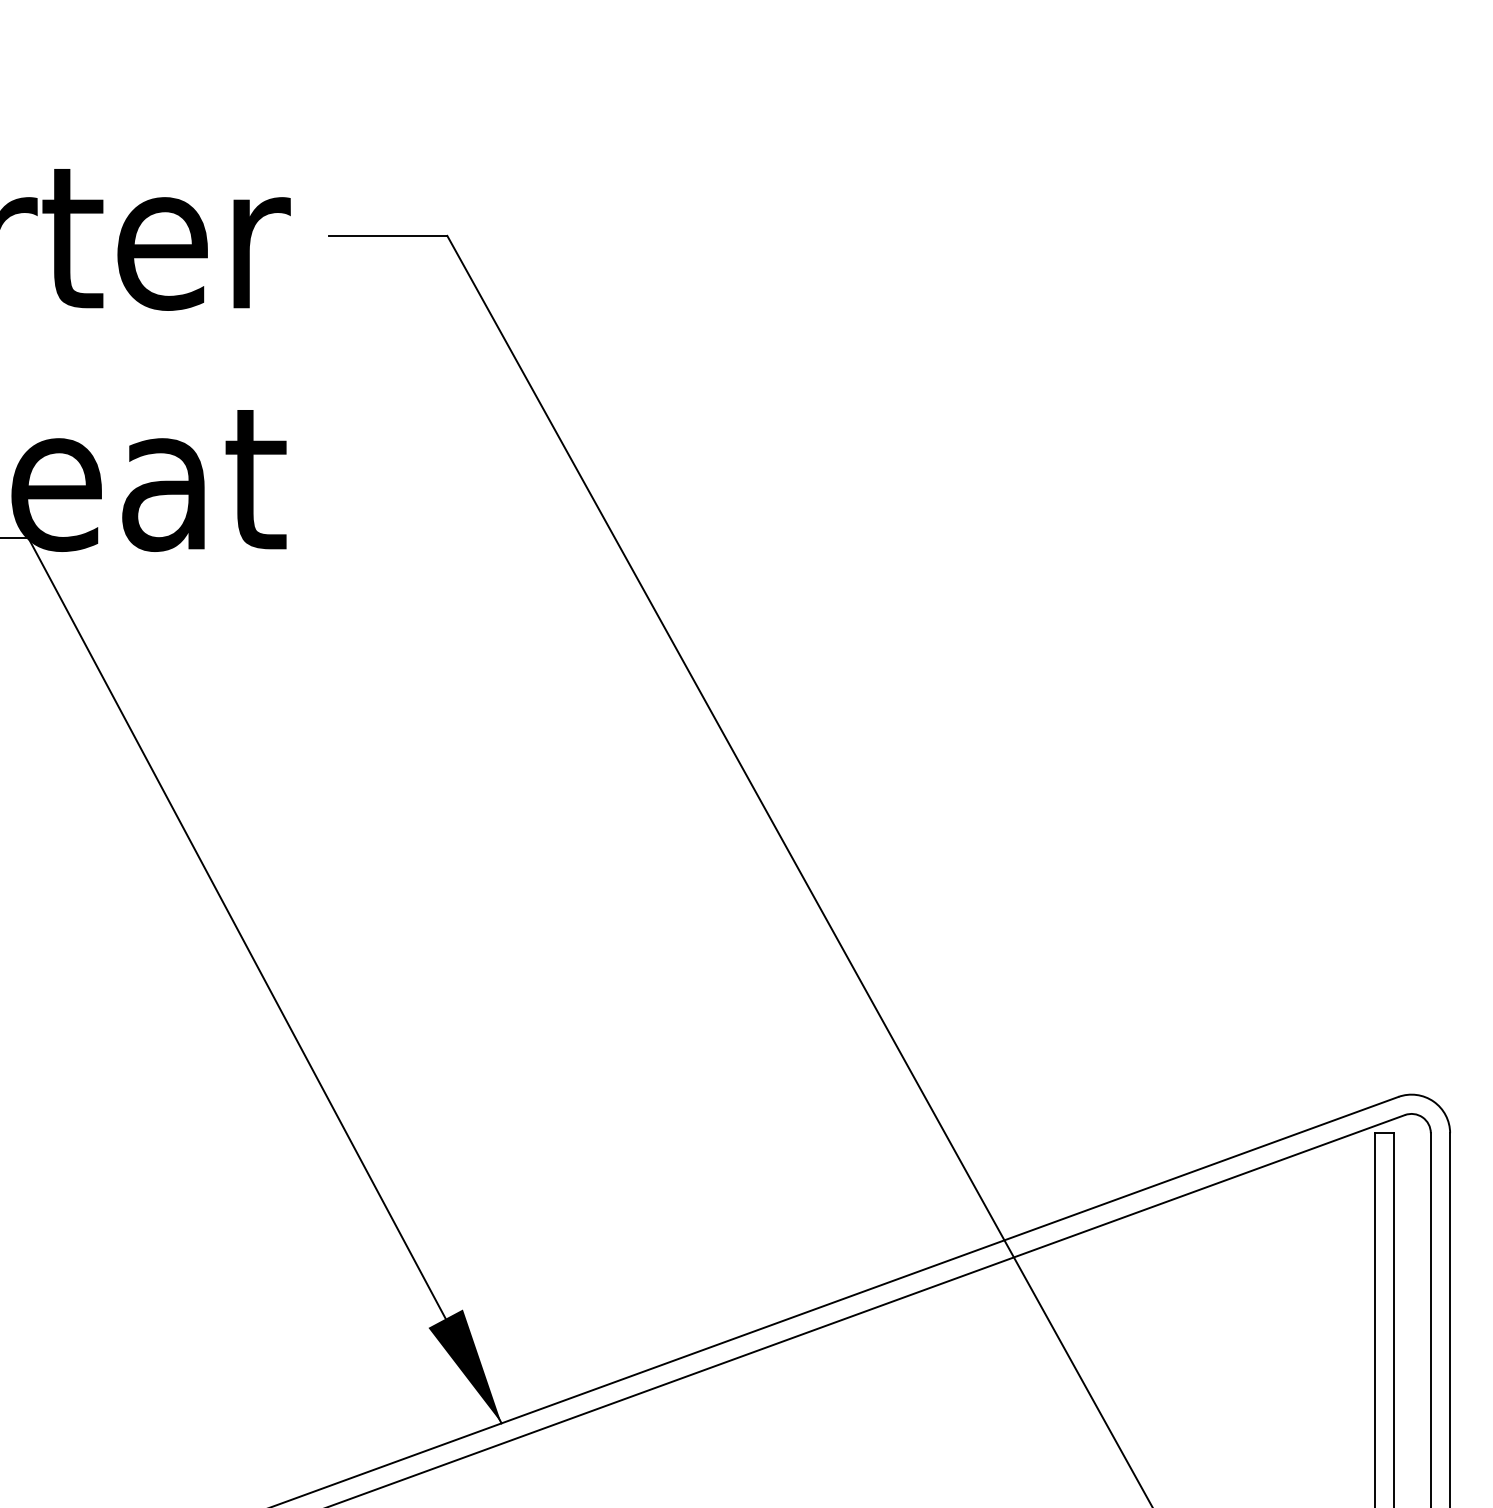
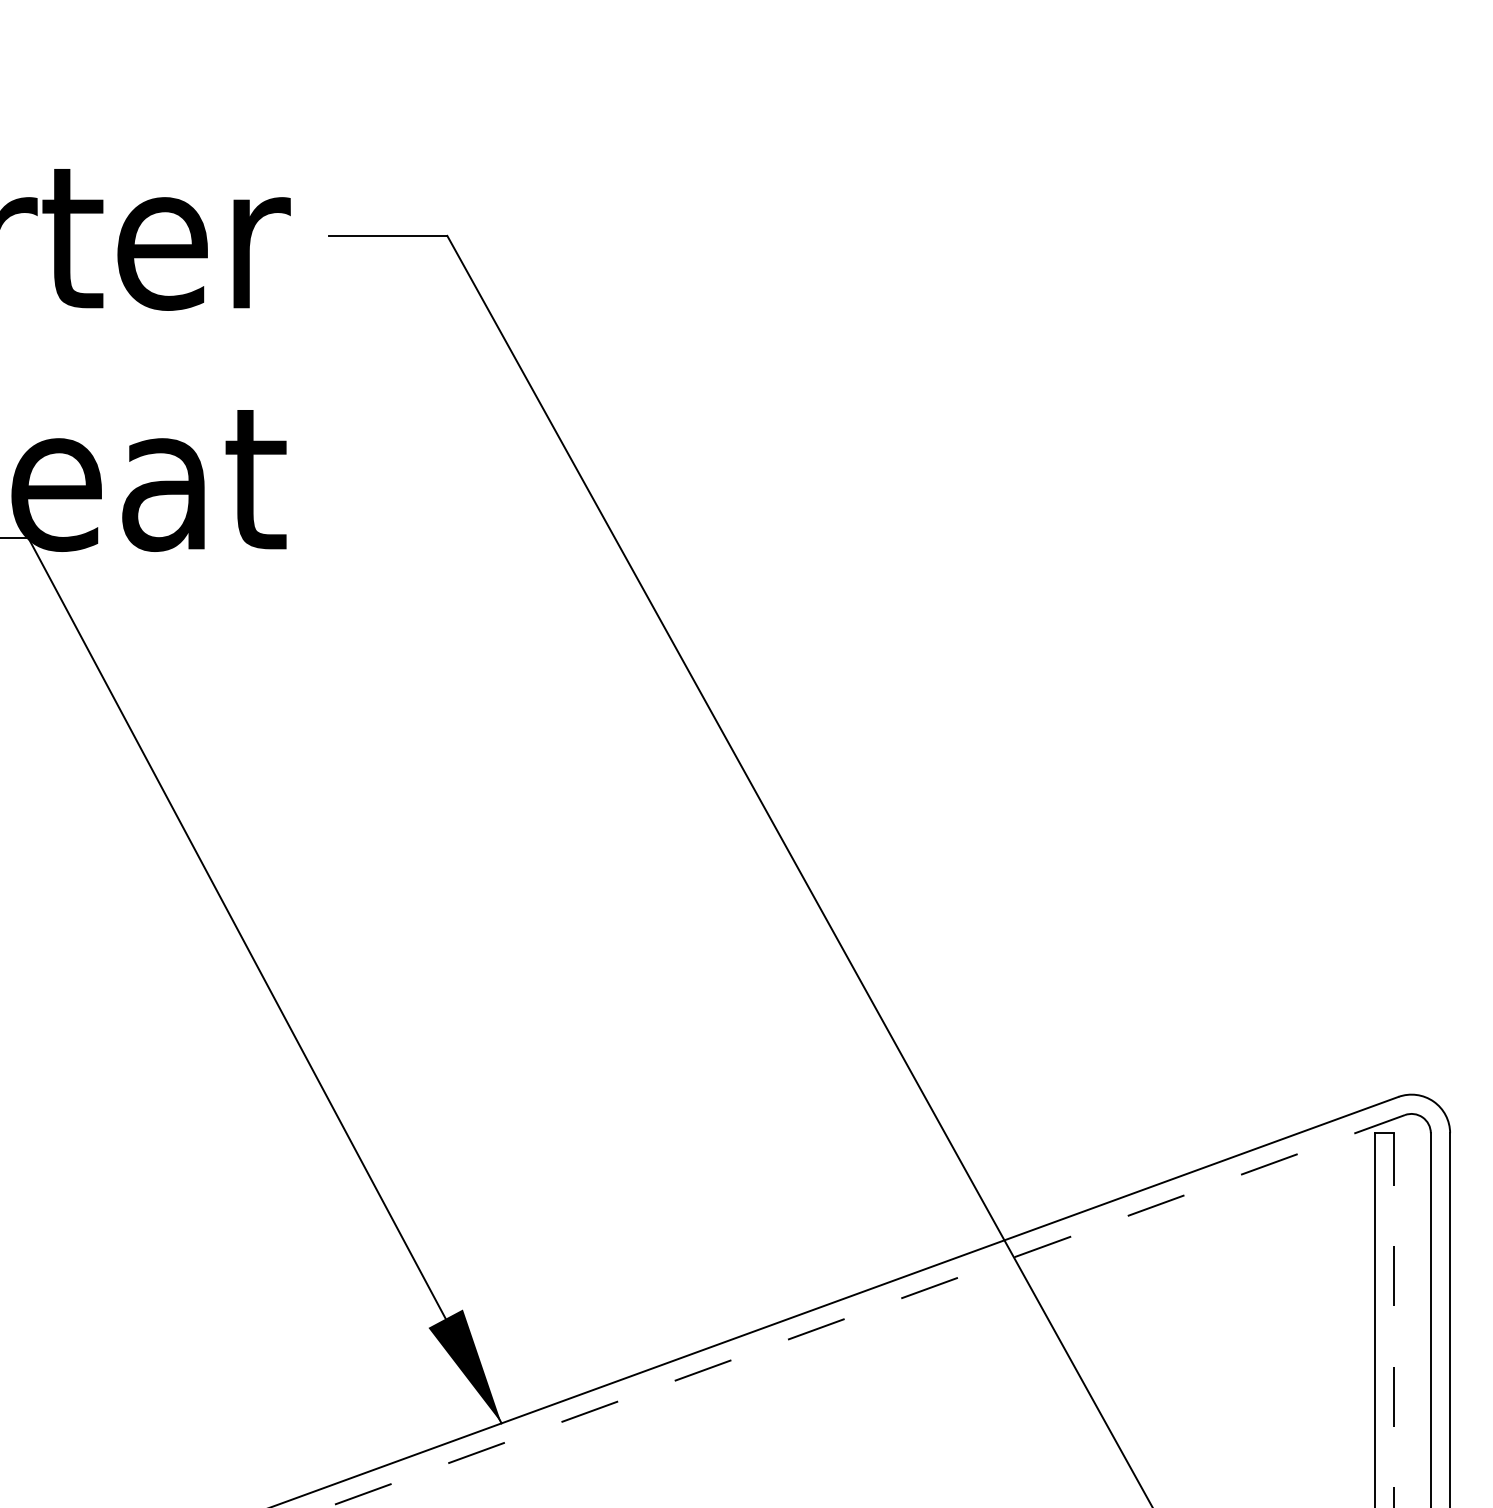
line: solid -> dashed (865, 1311)
line: solid -> dashed (1394, 1320)
